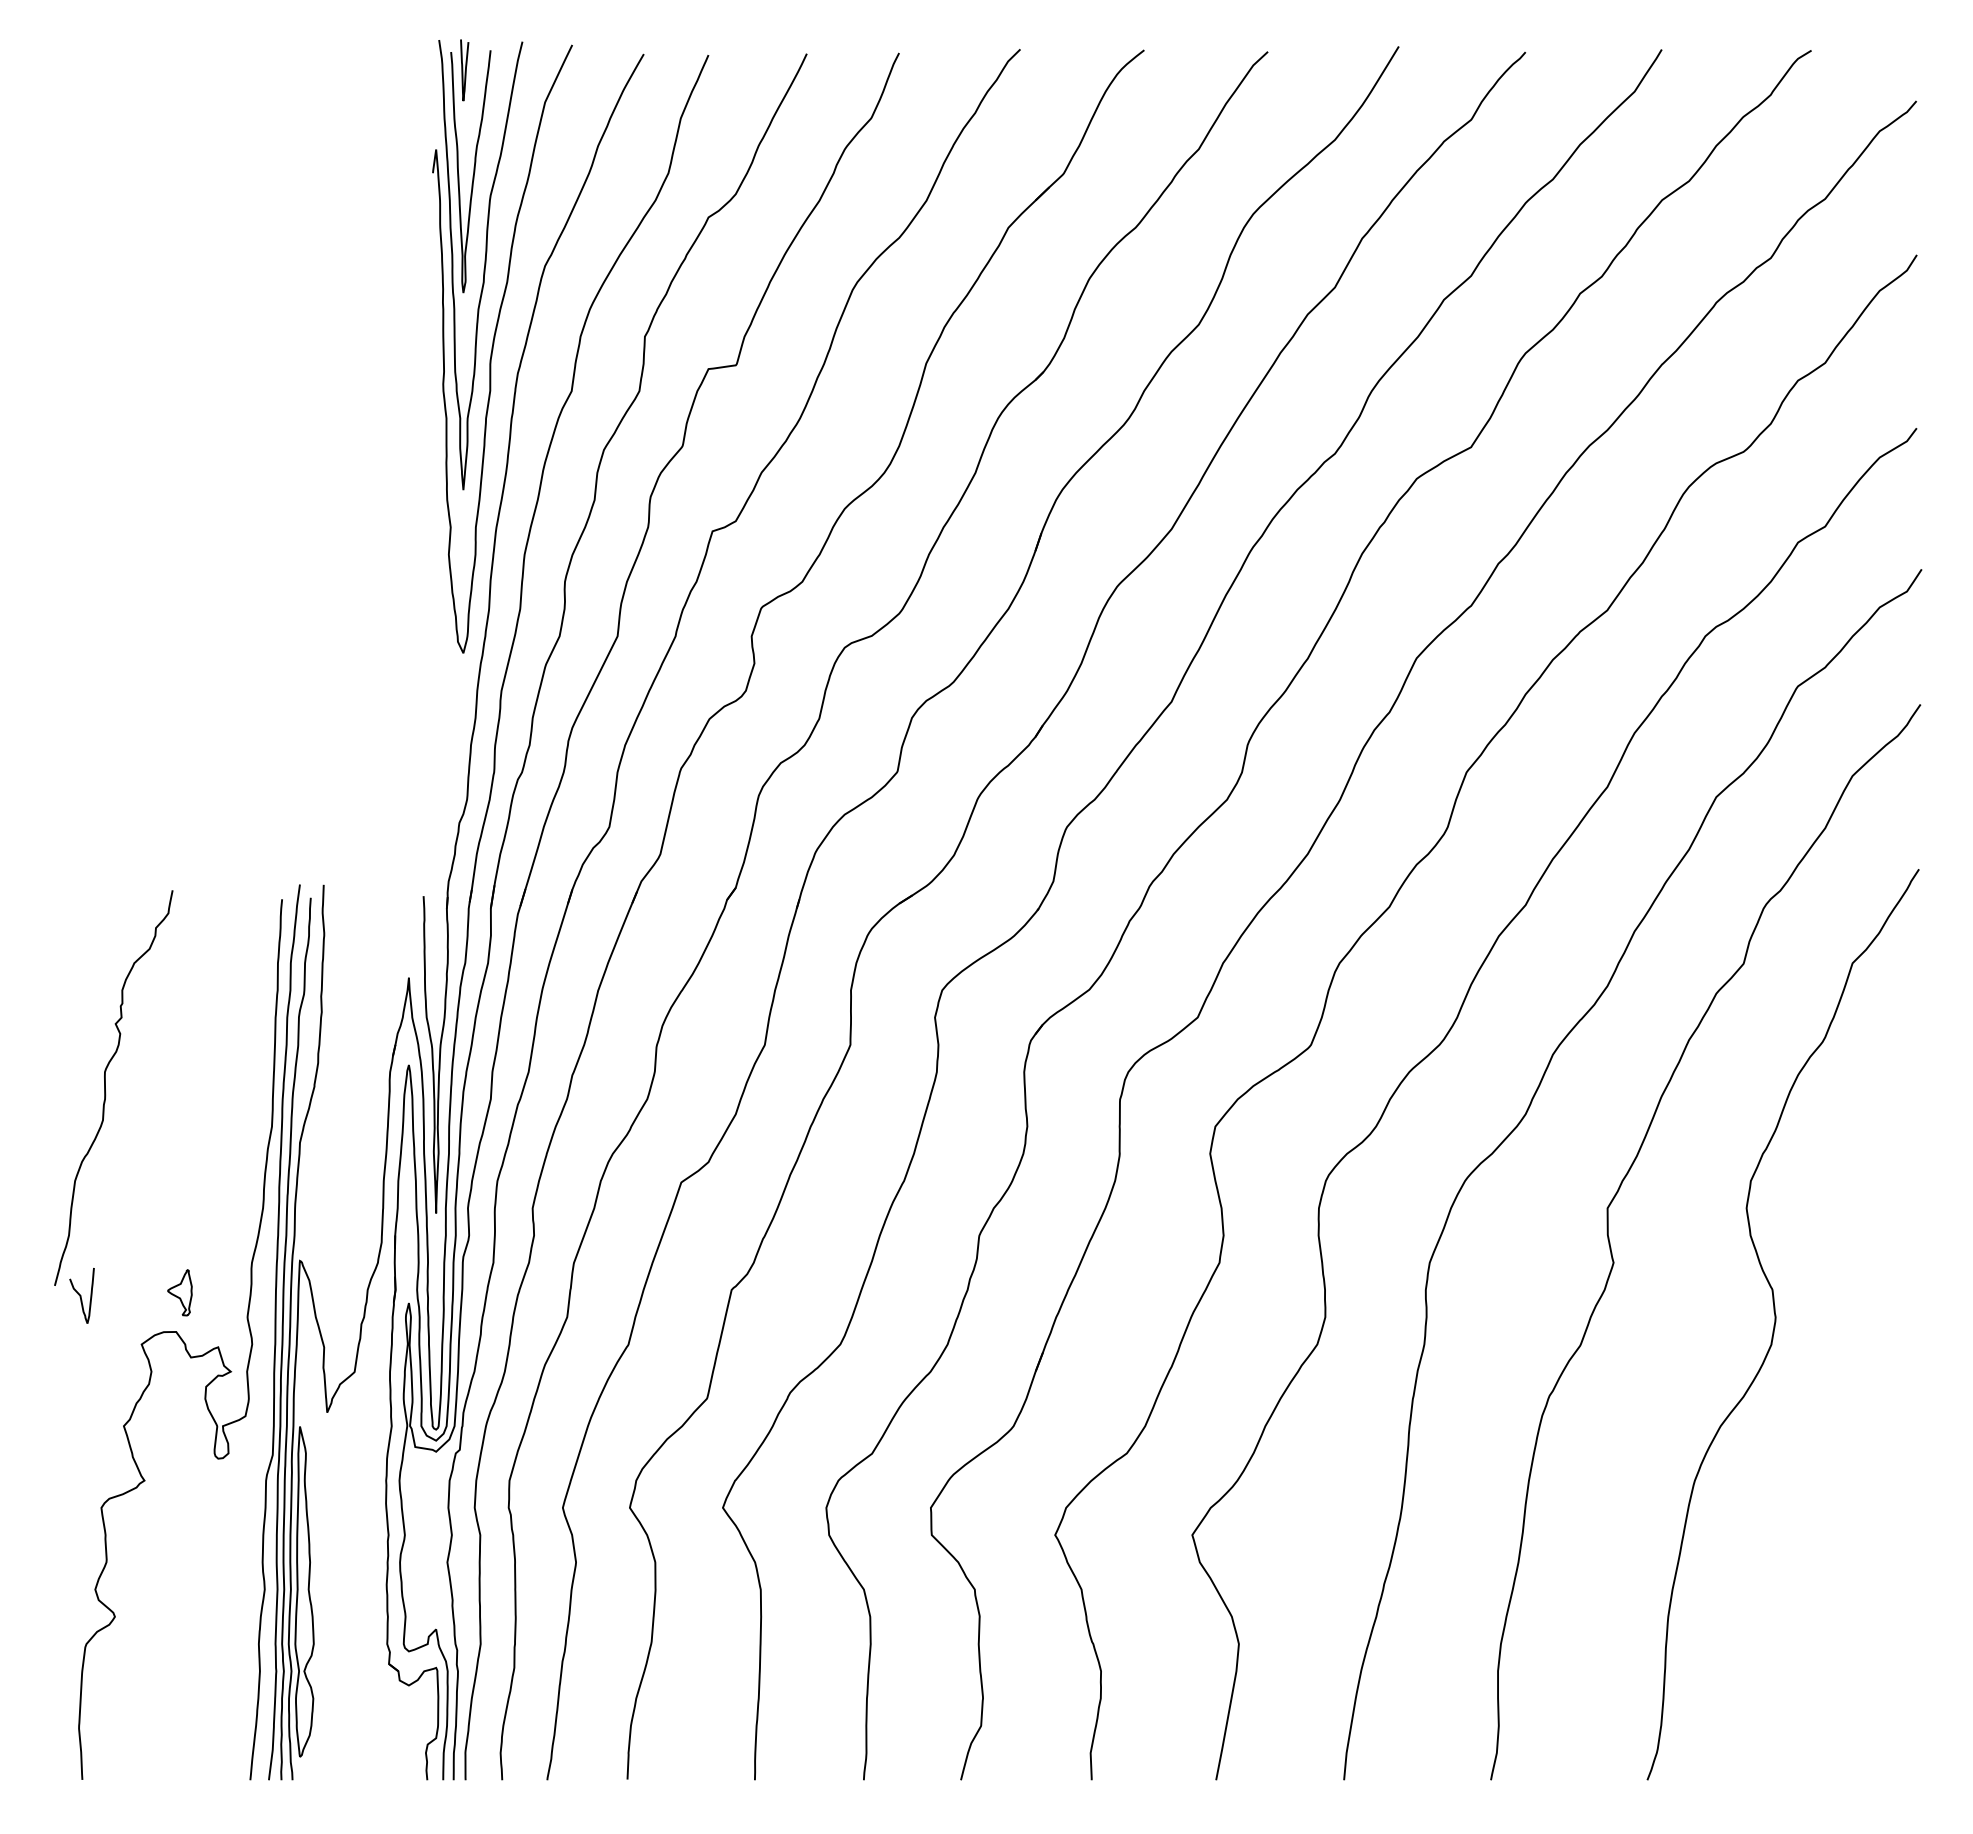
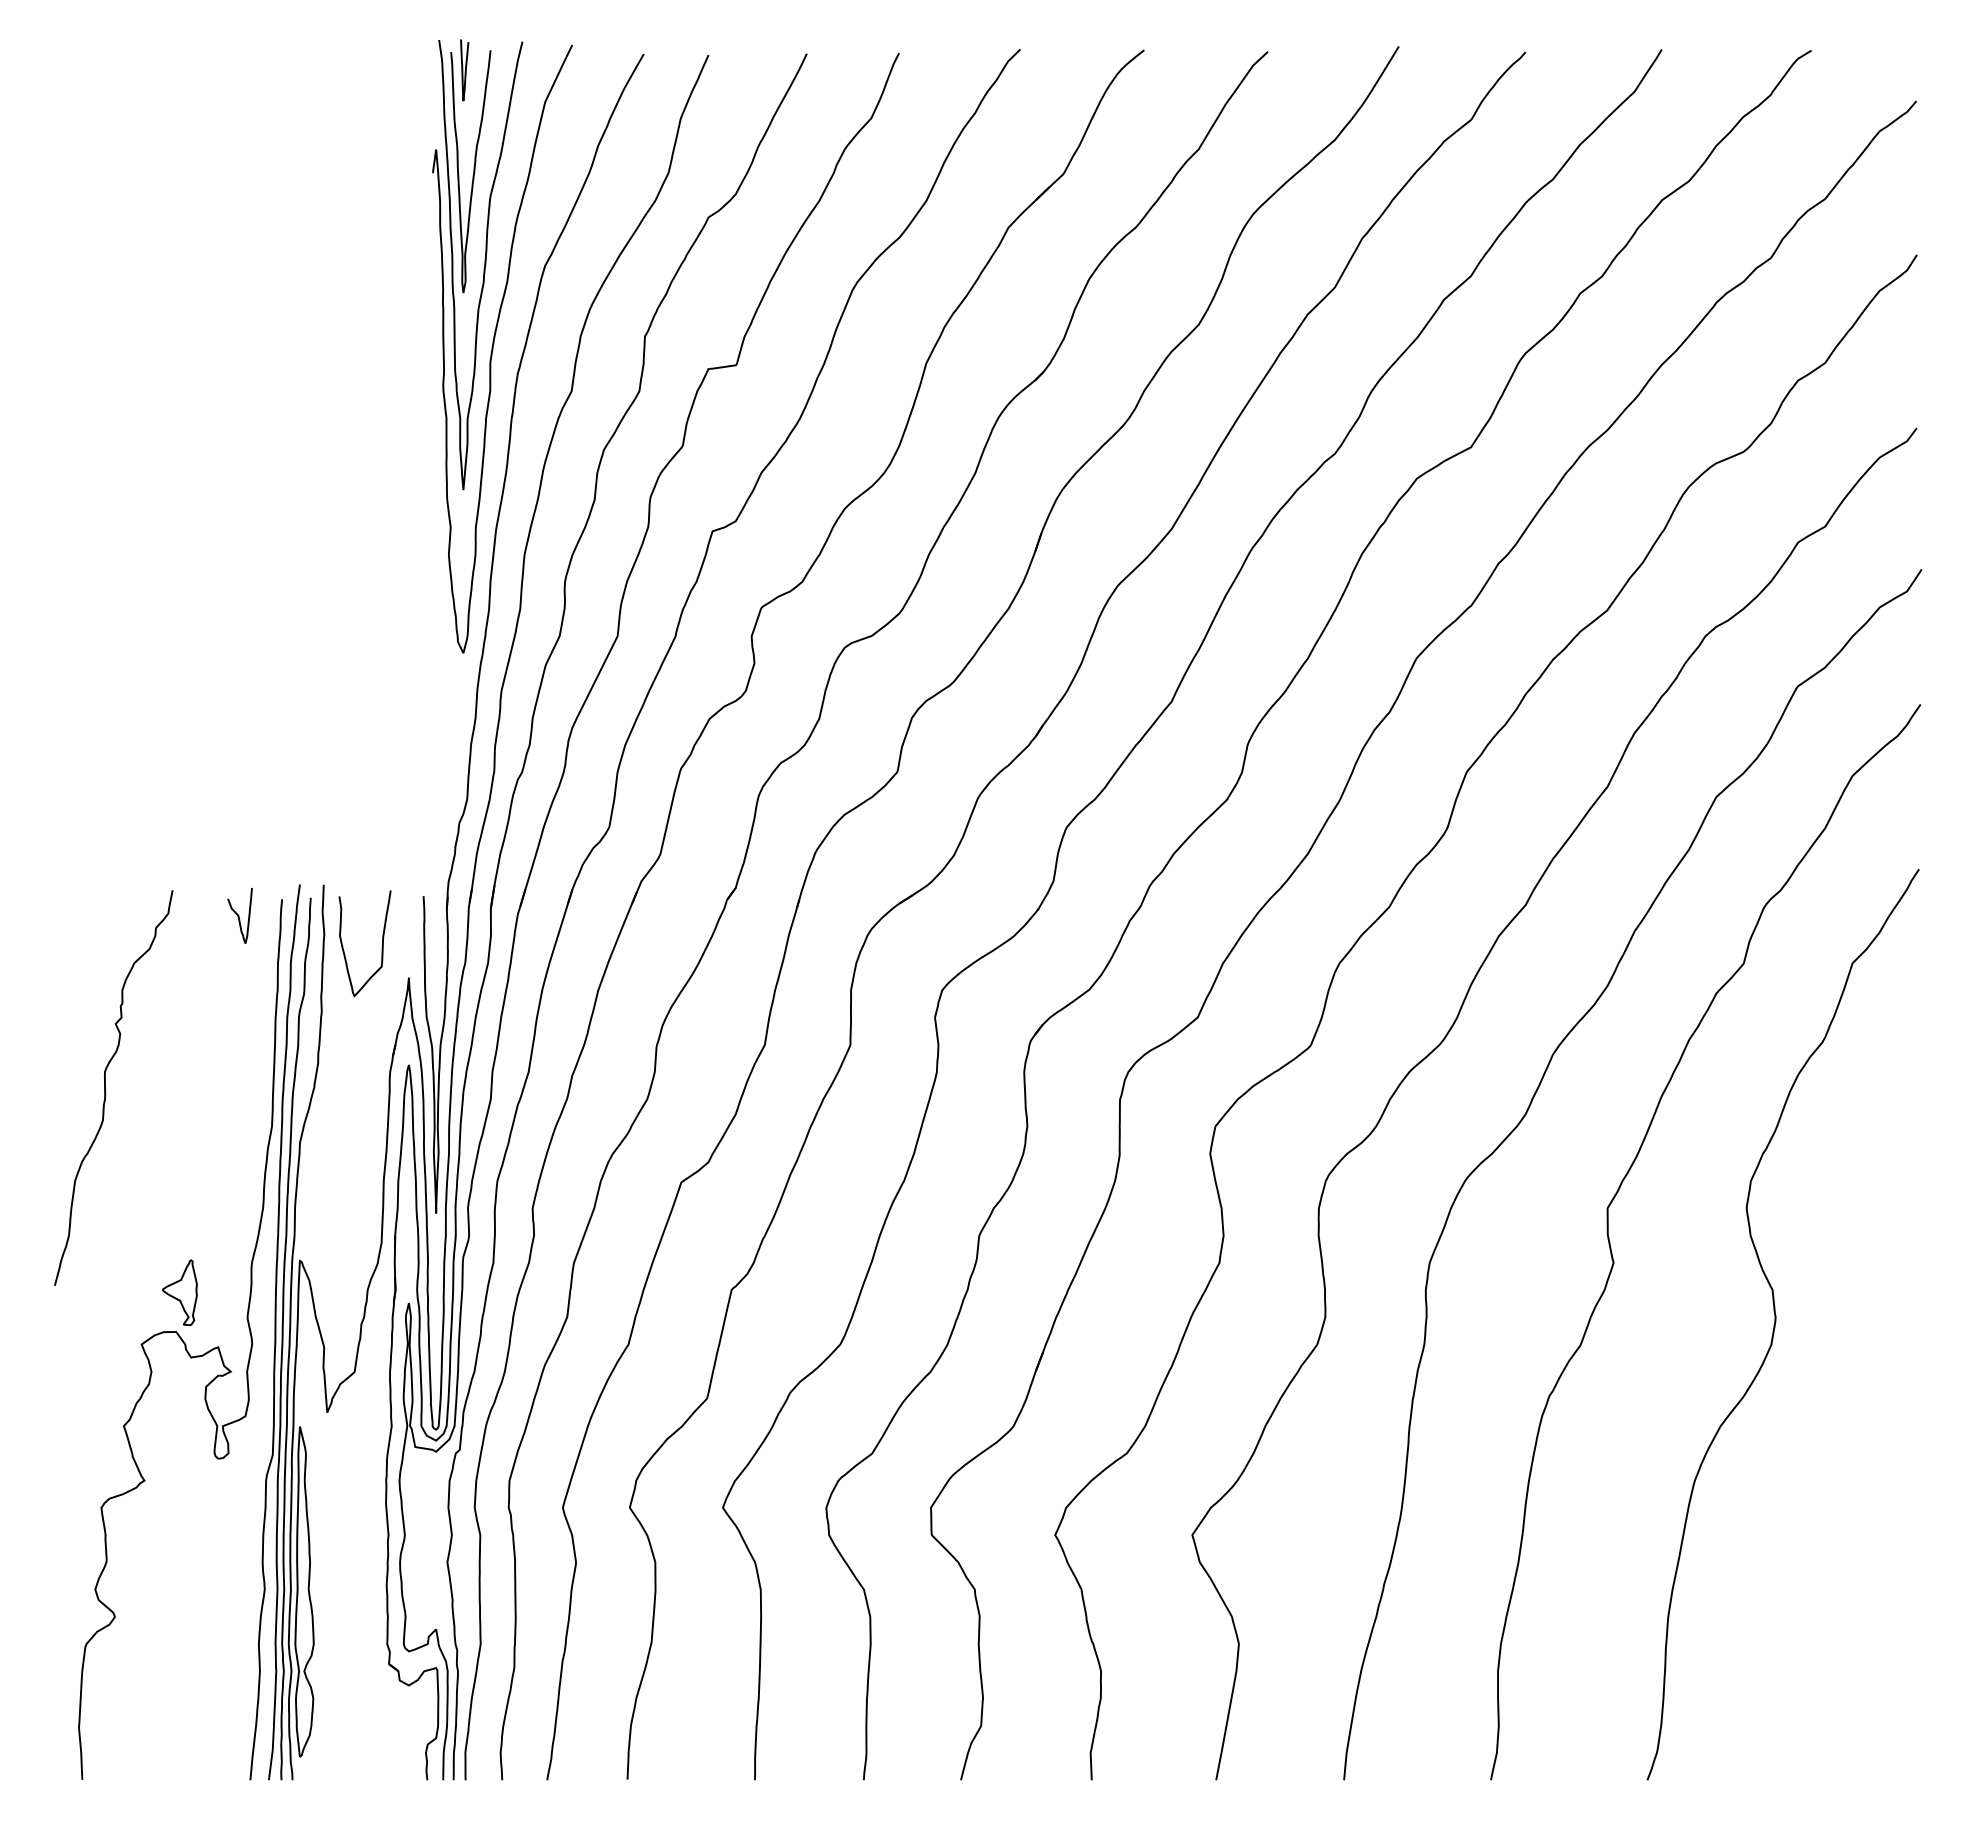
curve: none -> present (381, 946)
part size: 26x48 px -> 36x68 px (179, 1292)
curve position: (81, 1295) -> (239, 915) (239, 915)
